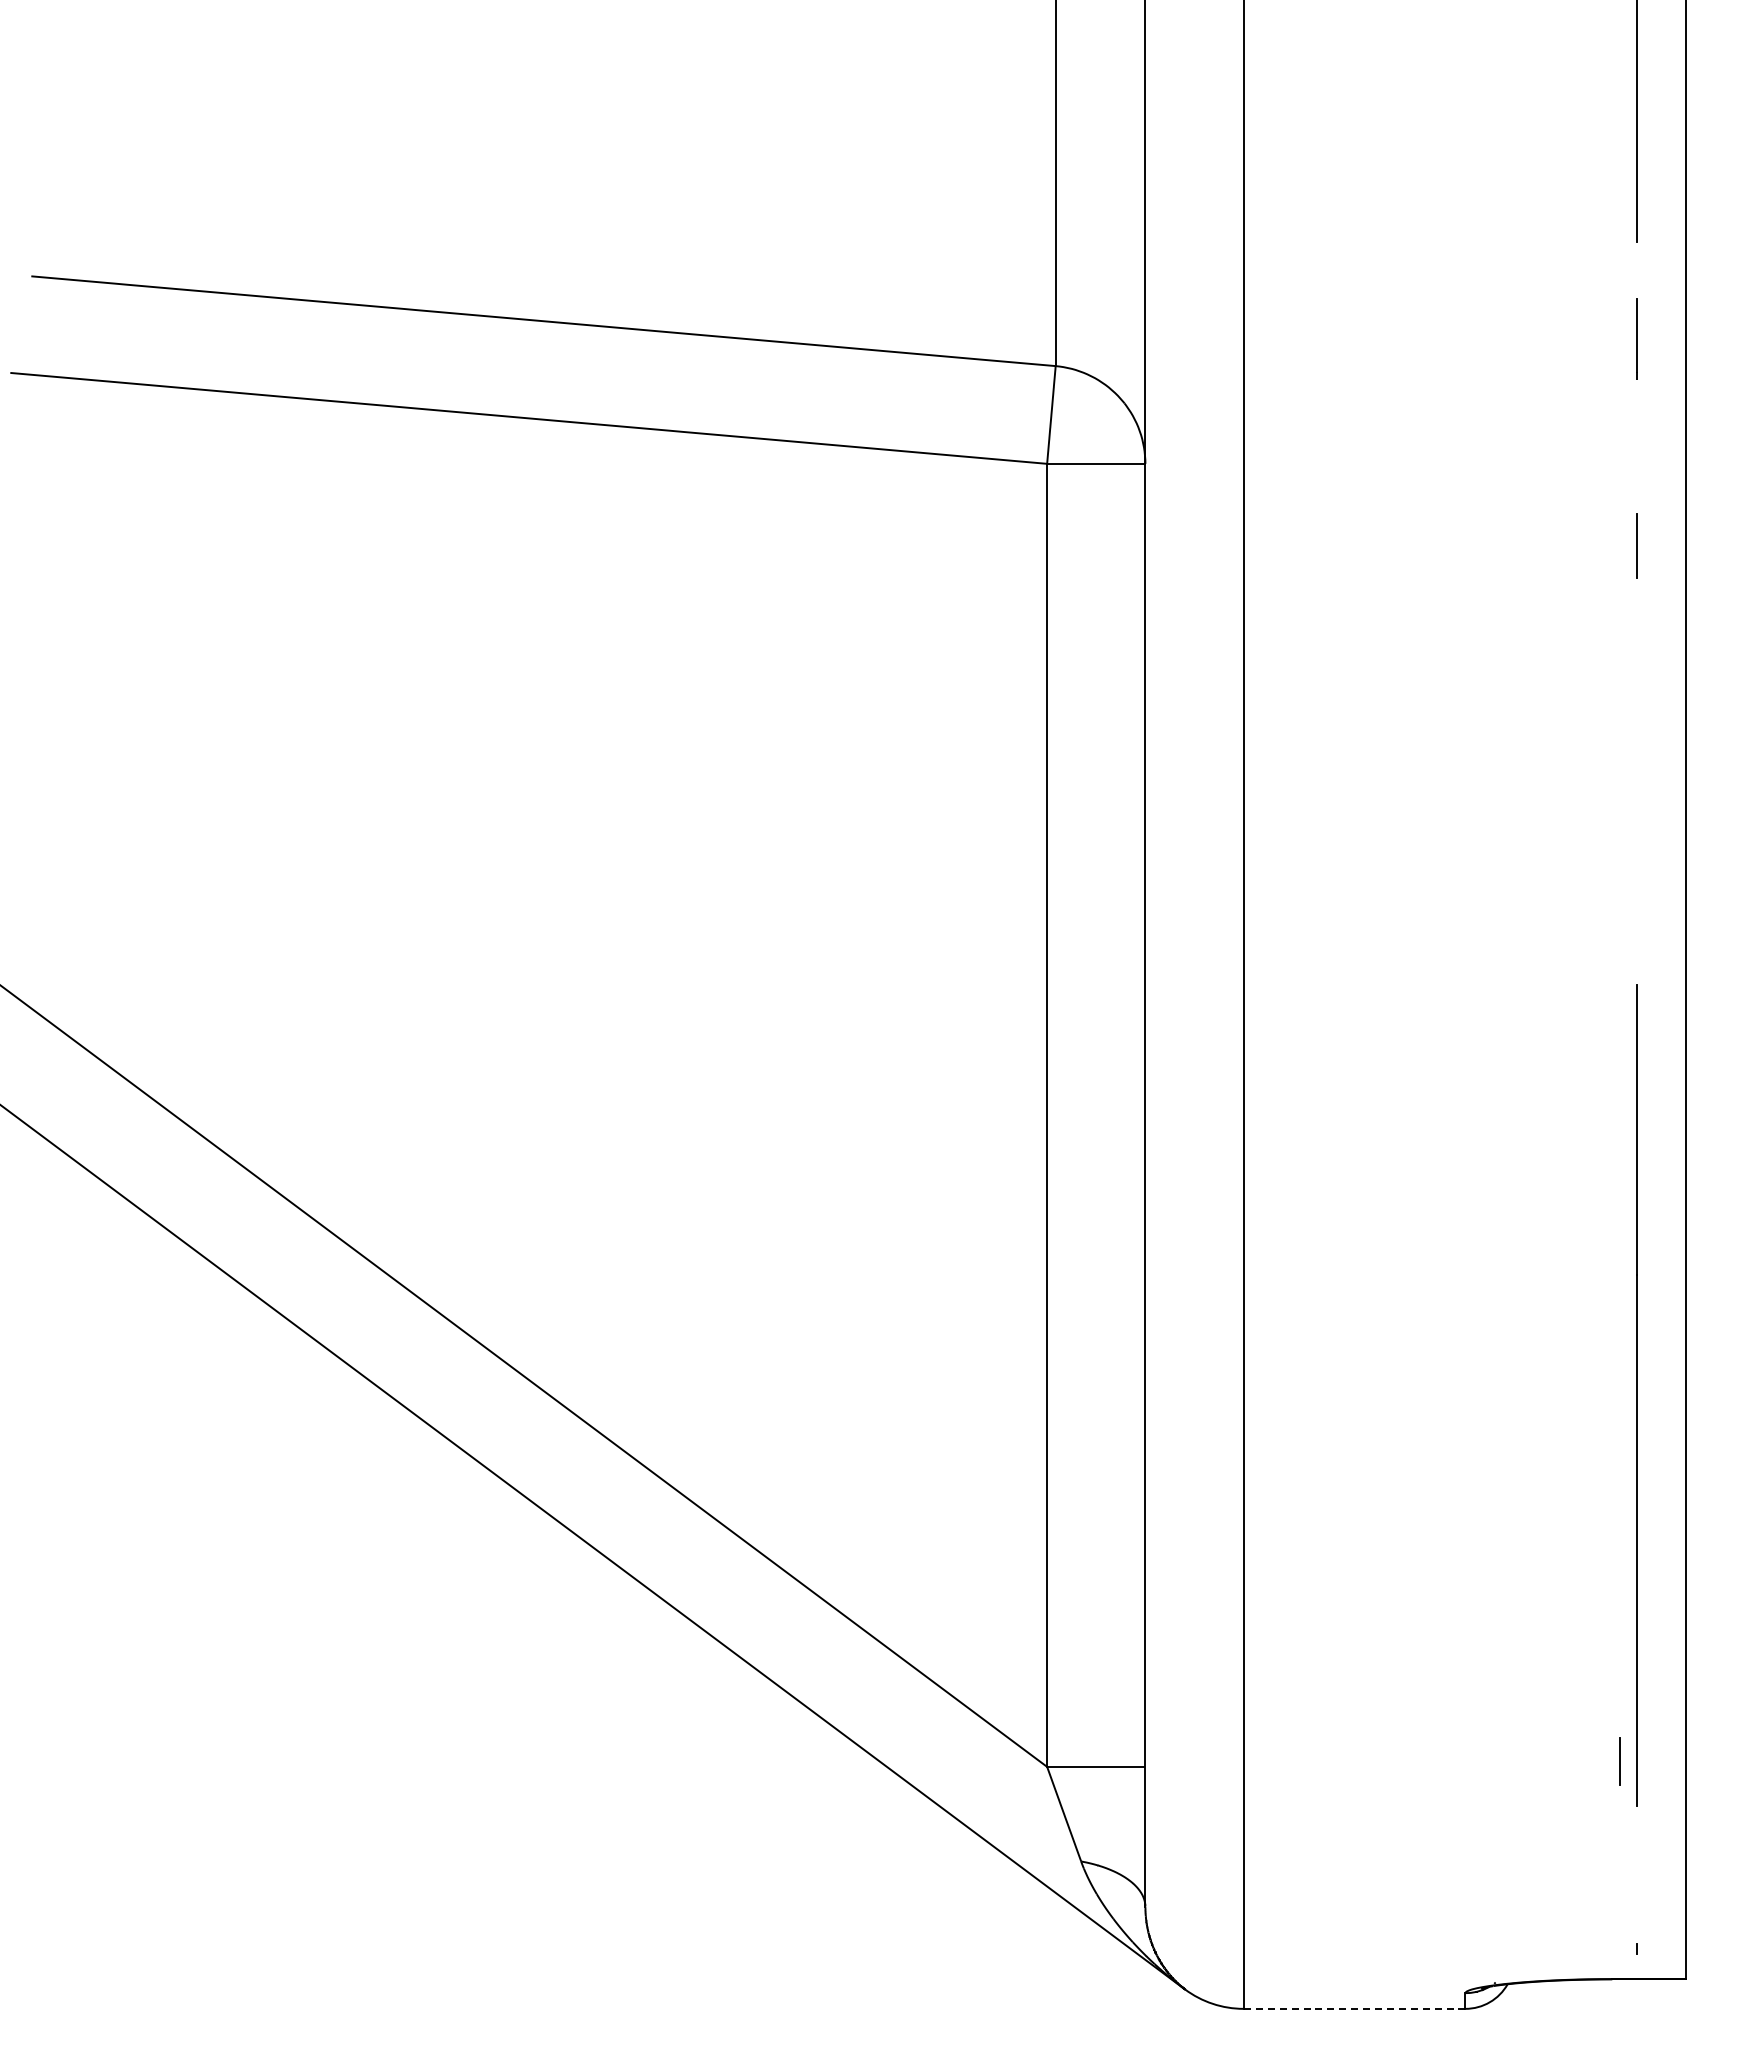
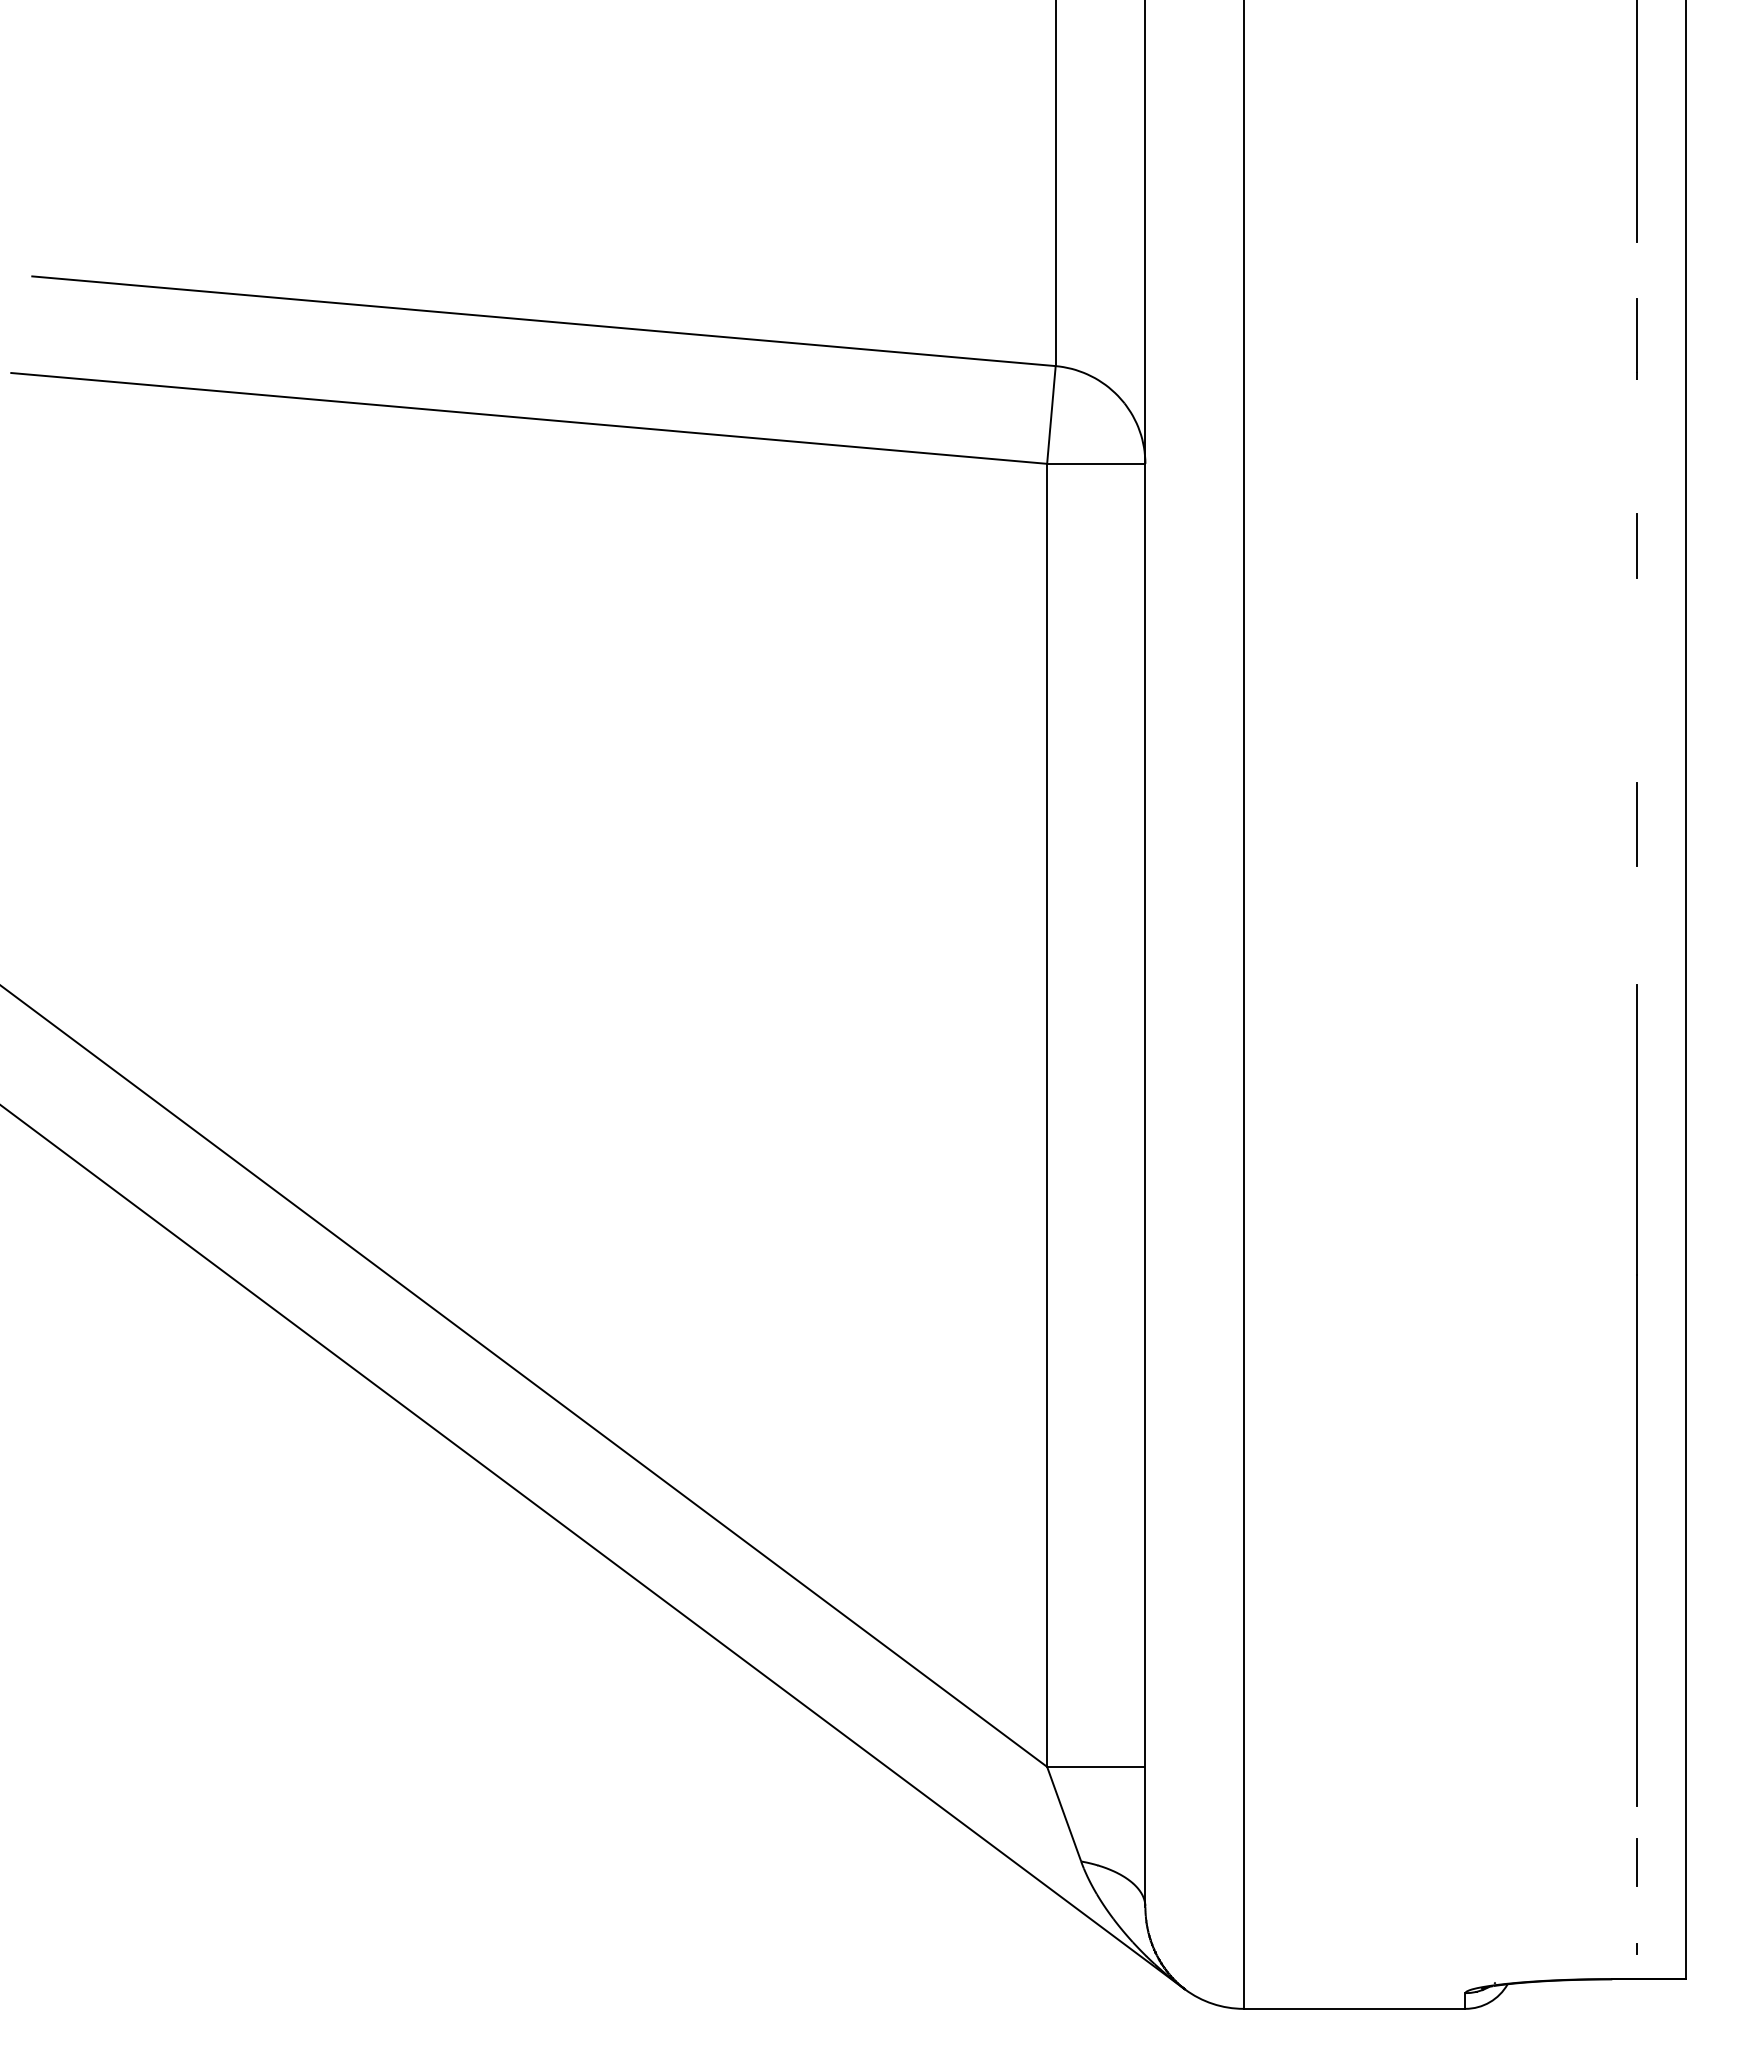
line: none -> present (1636, 824)
line position: (1619, 1761) -> (1636, 1862) (1636, 1862)
line: dashed -> solid (1354, 2008)
